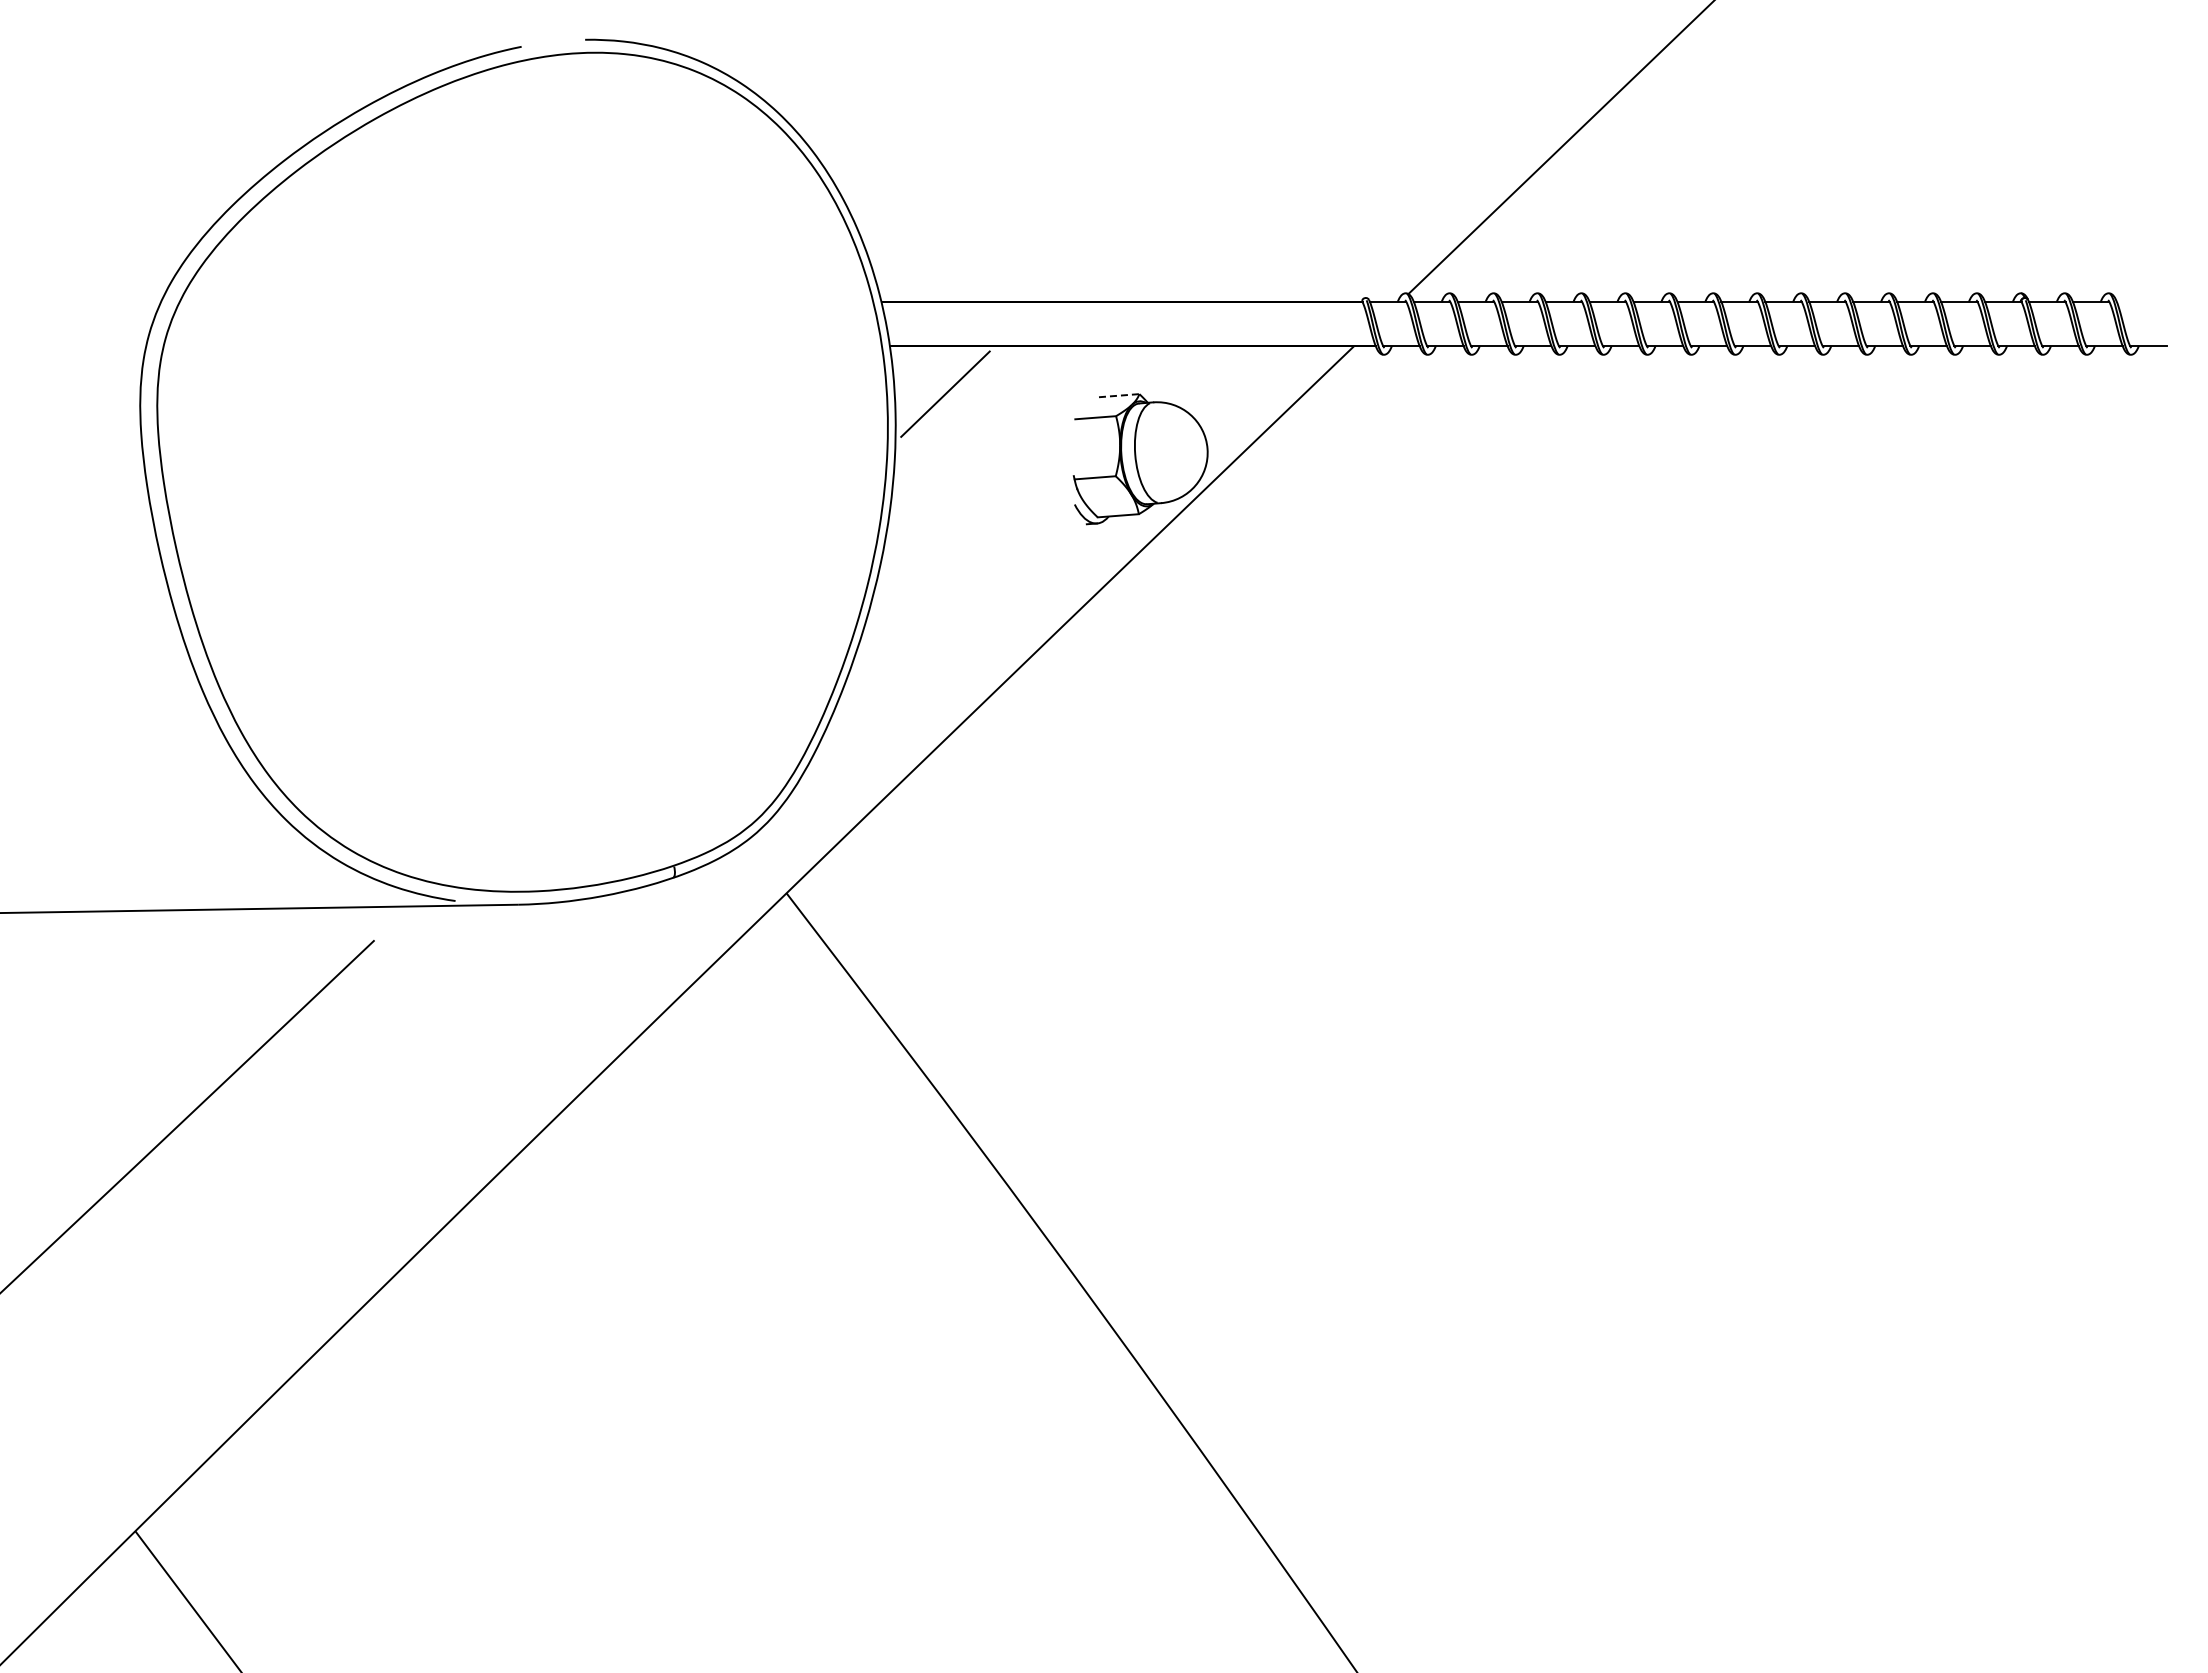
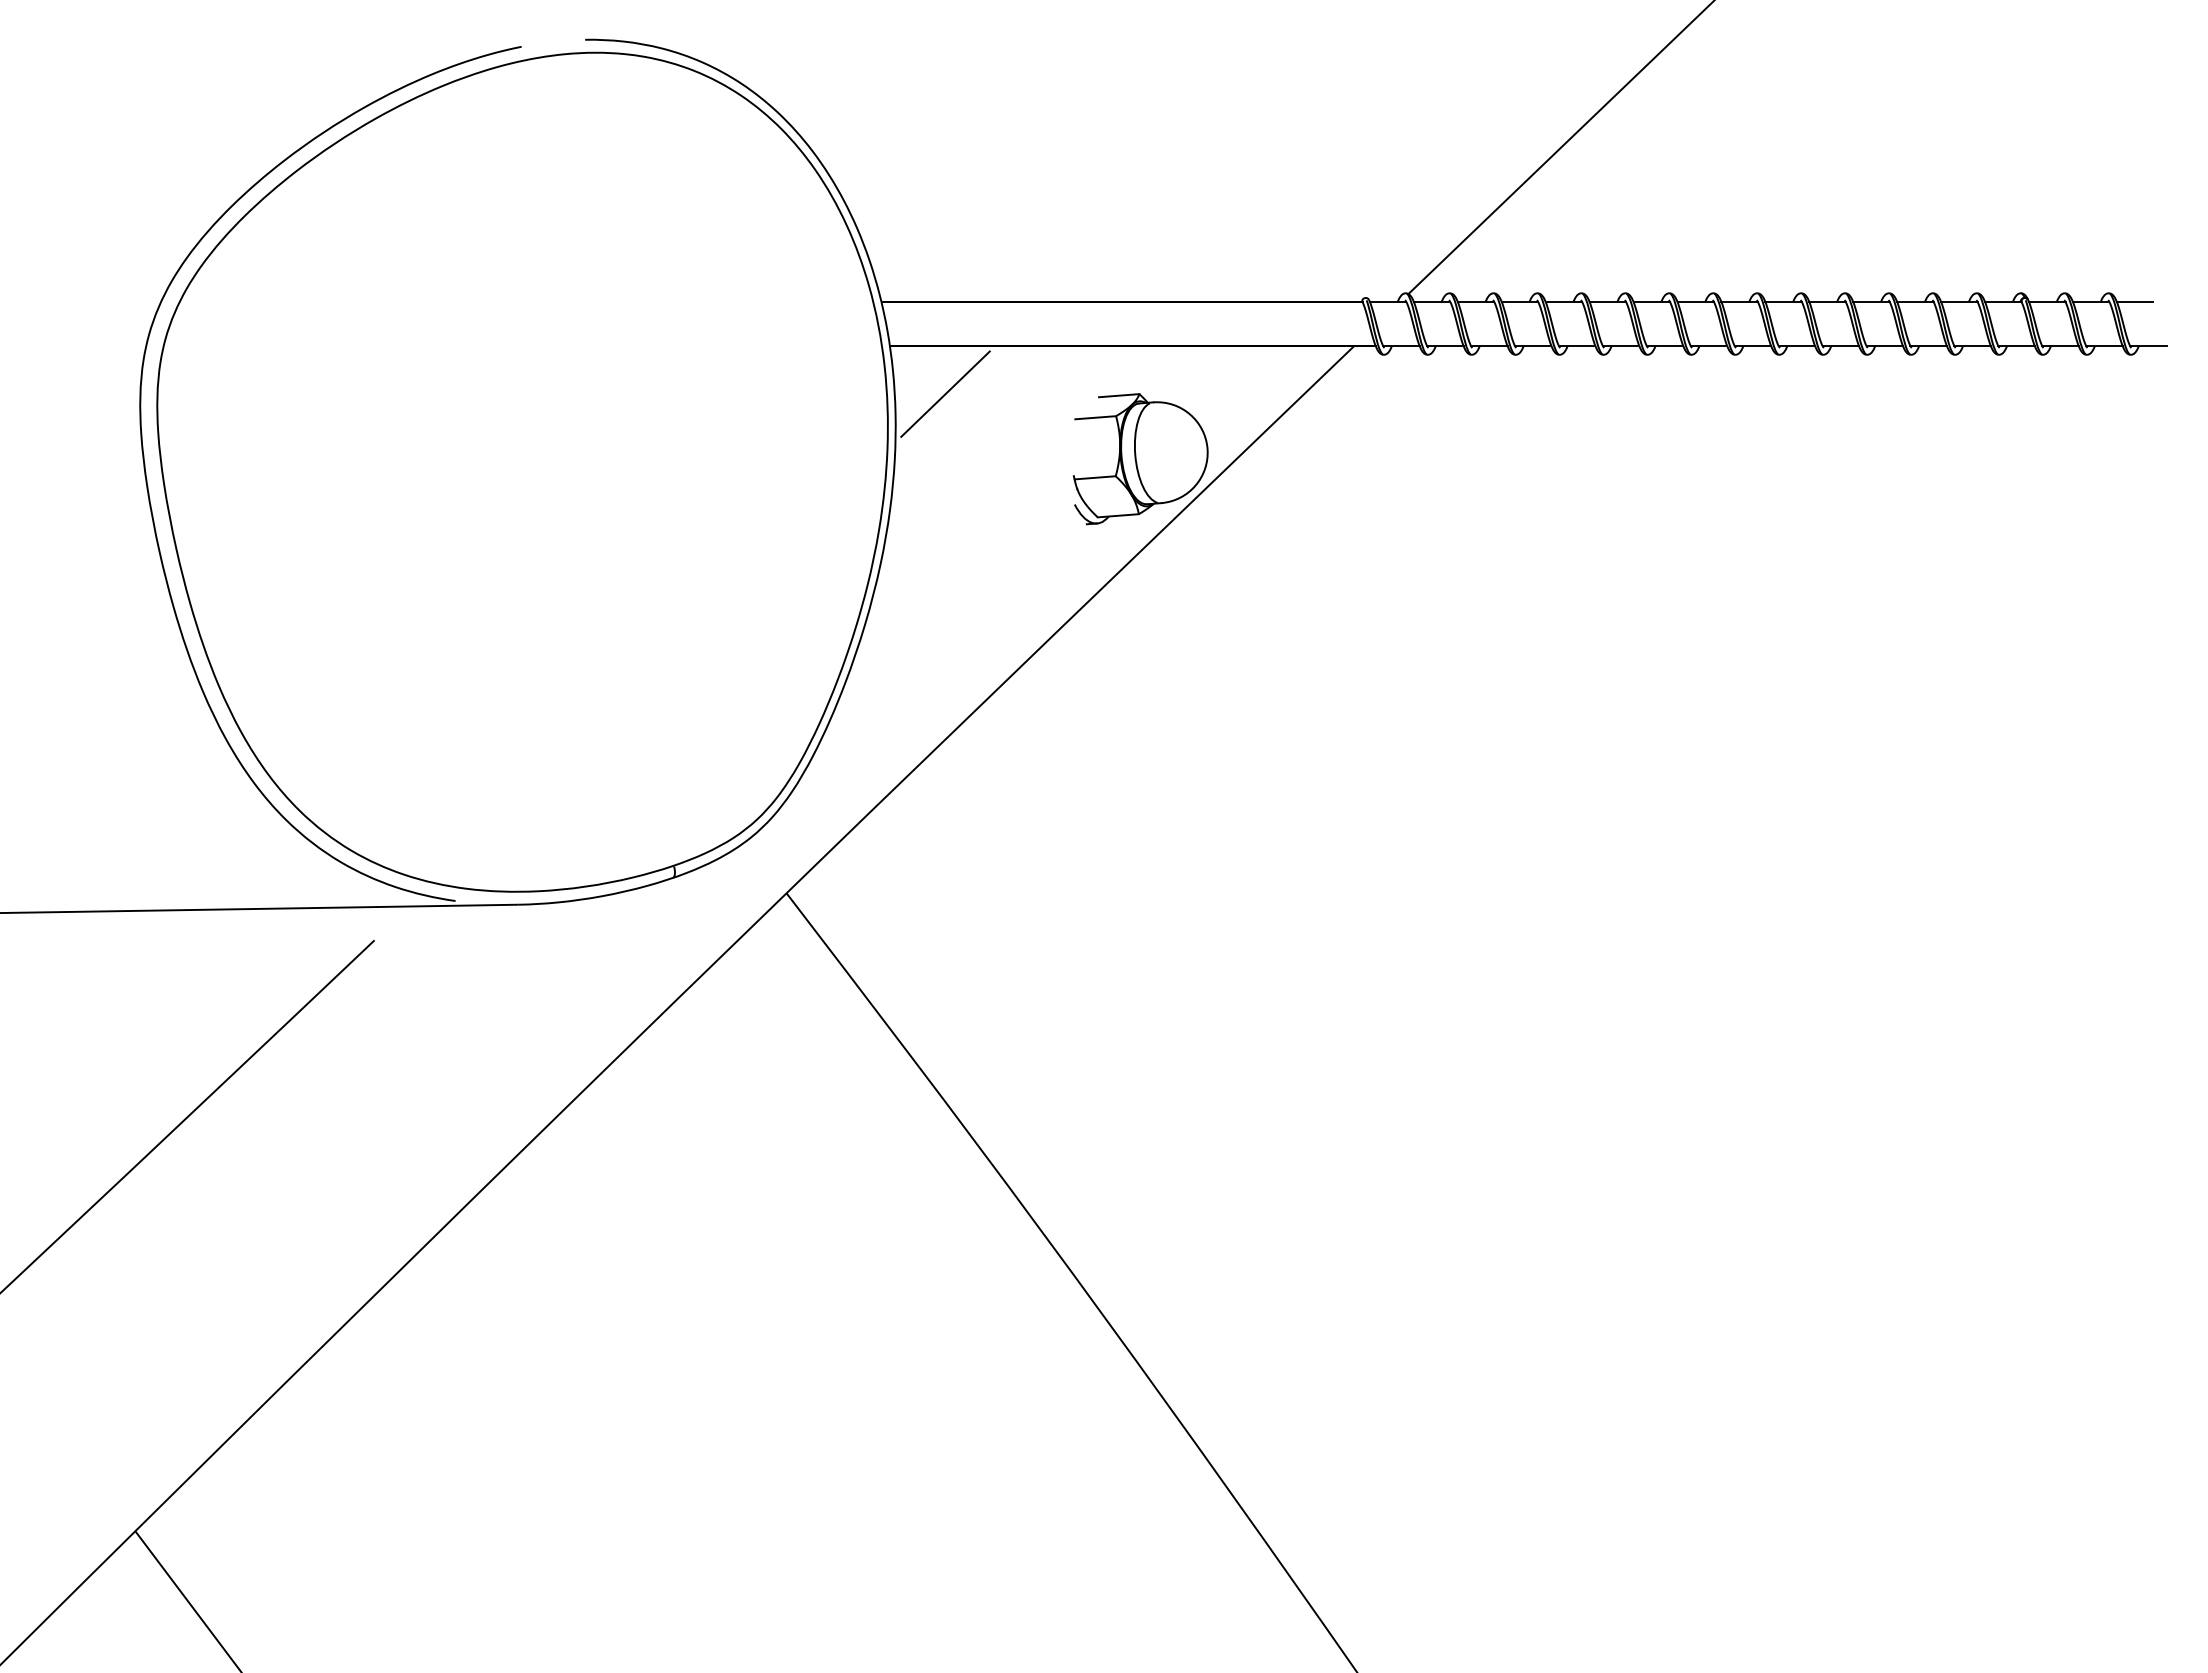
line: none -> present (2134, 302)
line: dashed -> solid (1119, 395)
